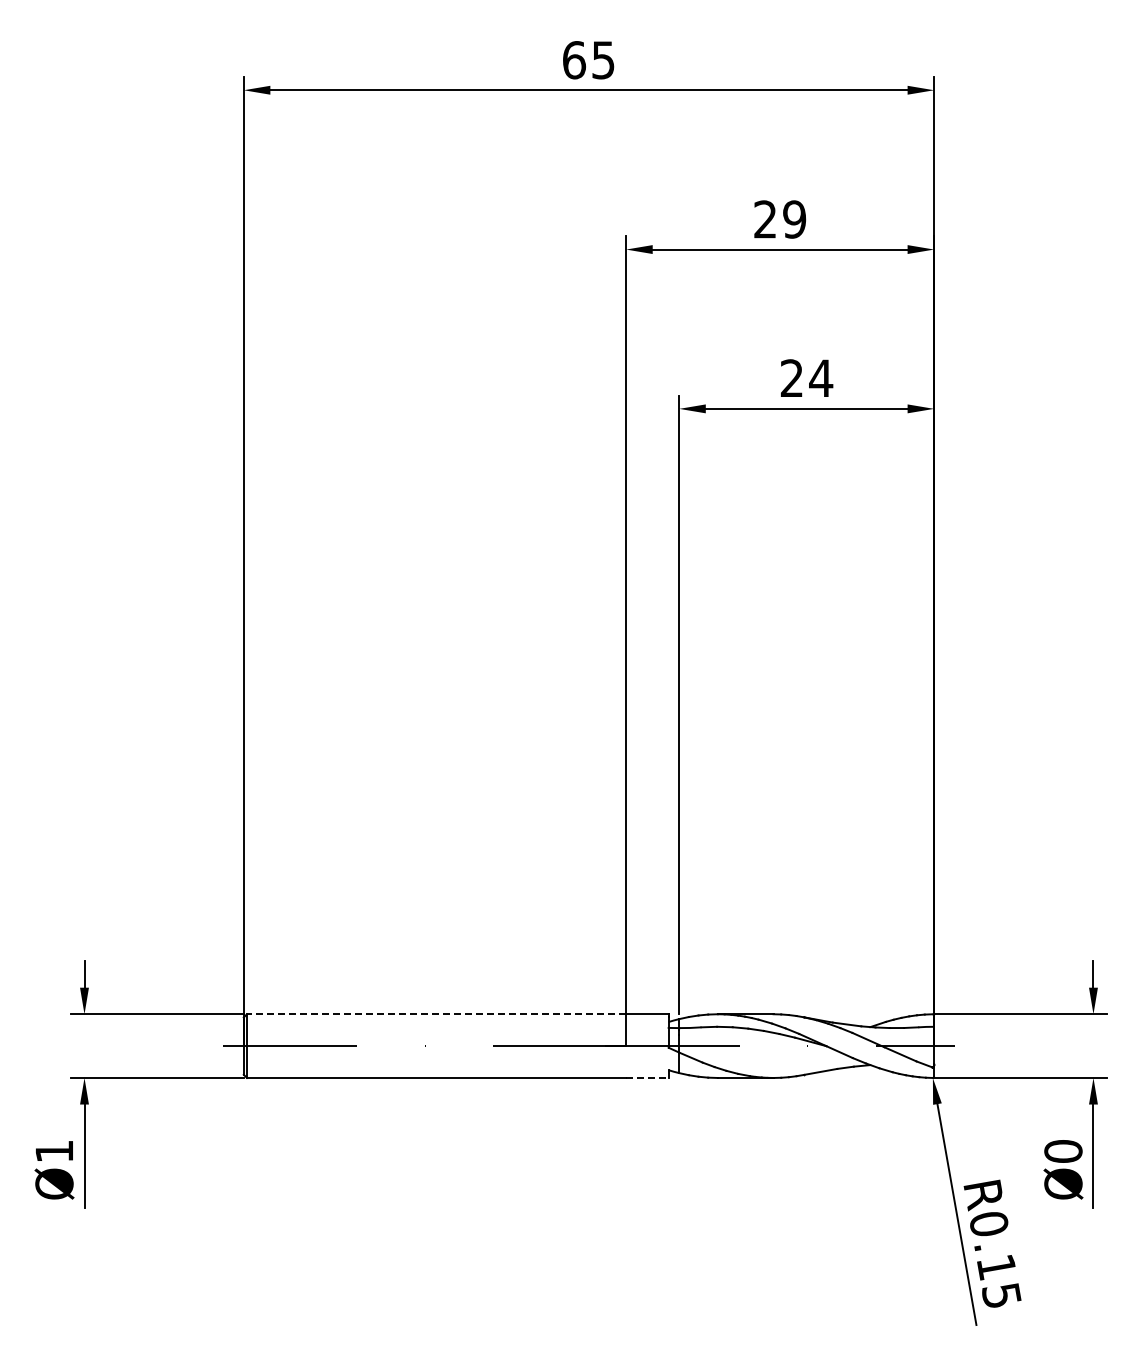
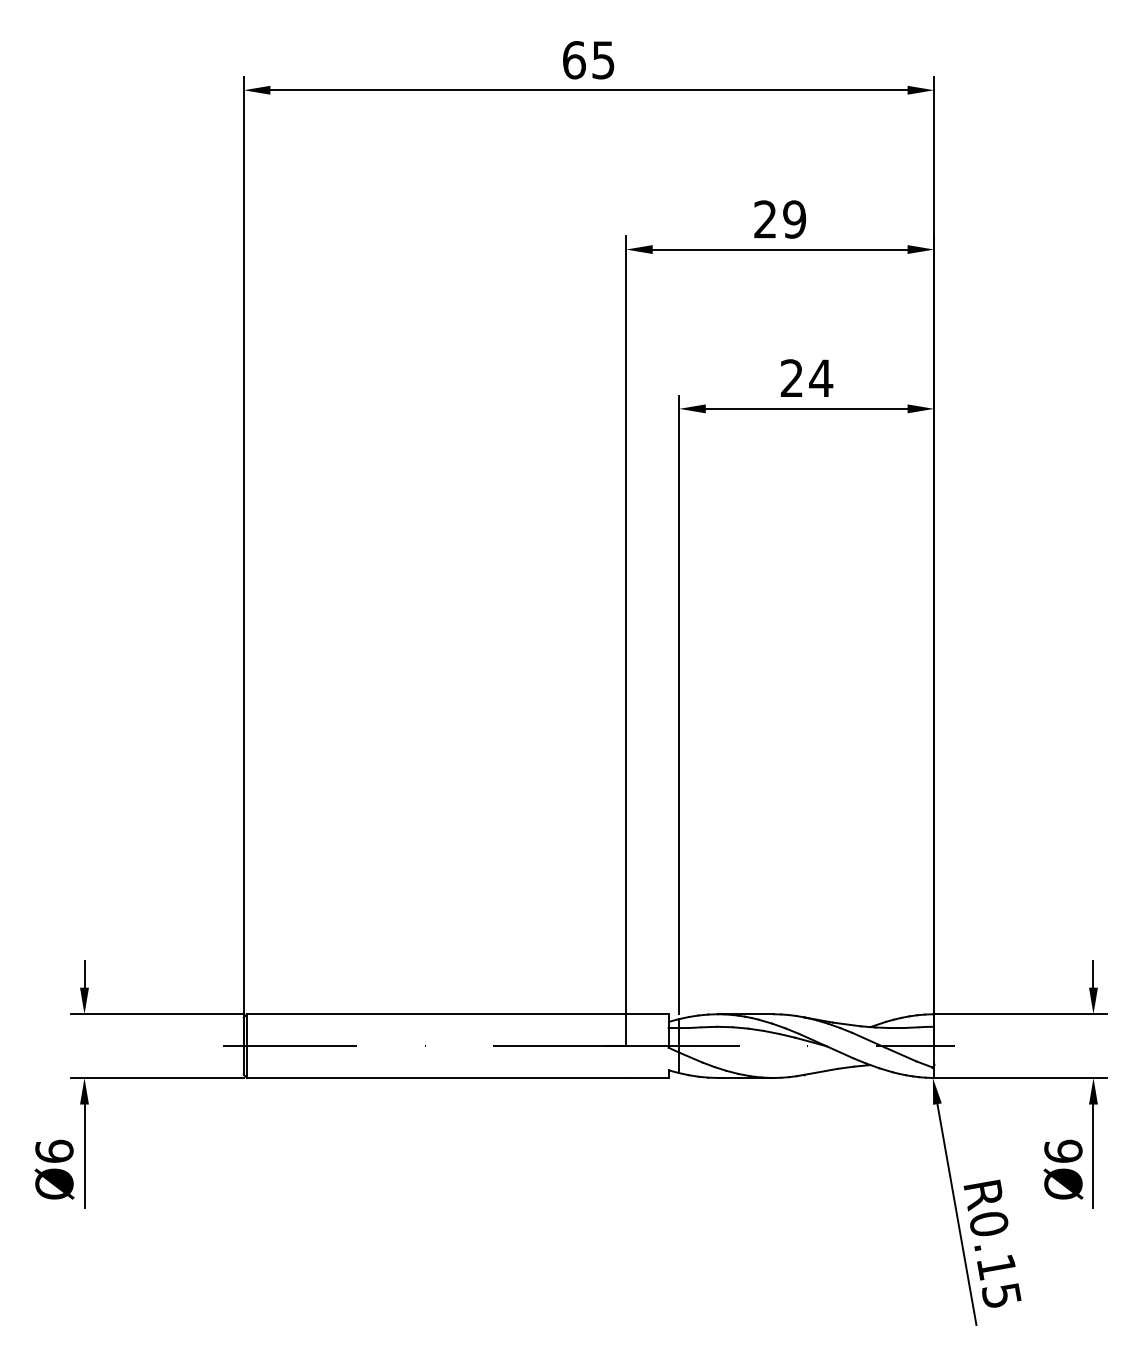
line: dashed -> solid (436, 1014)
line: dashed -> solid (647, 1077)
text: Ø1 -> Ø6 (54, 1150)
text: Ø0 -> Ø6 (1063, 1150)
